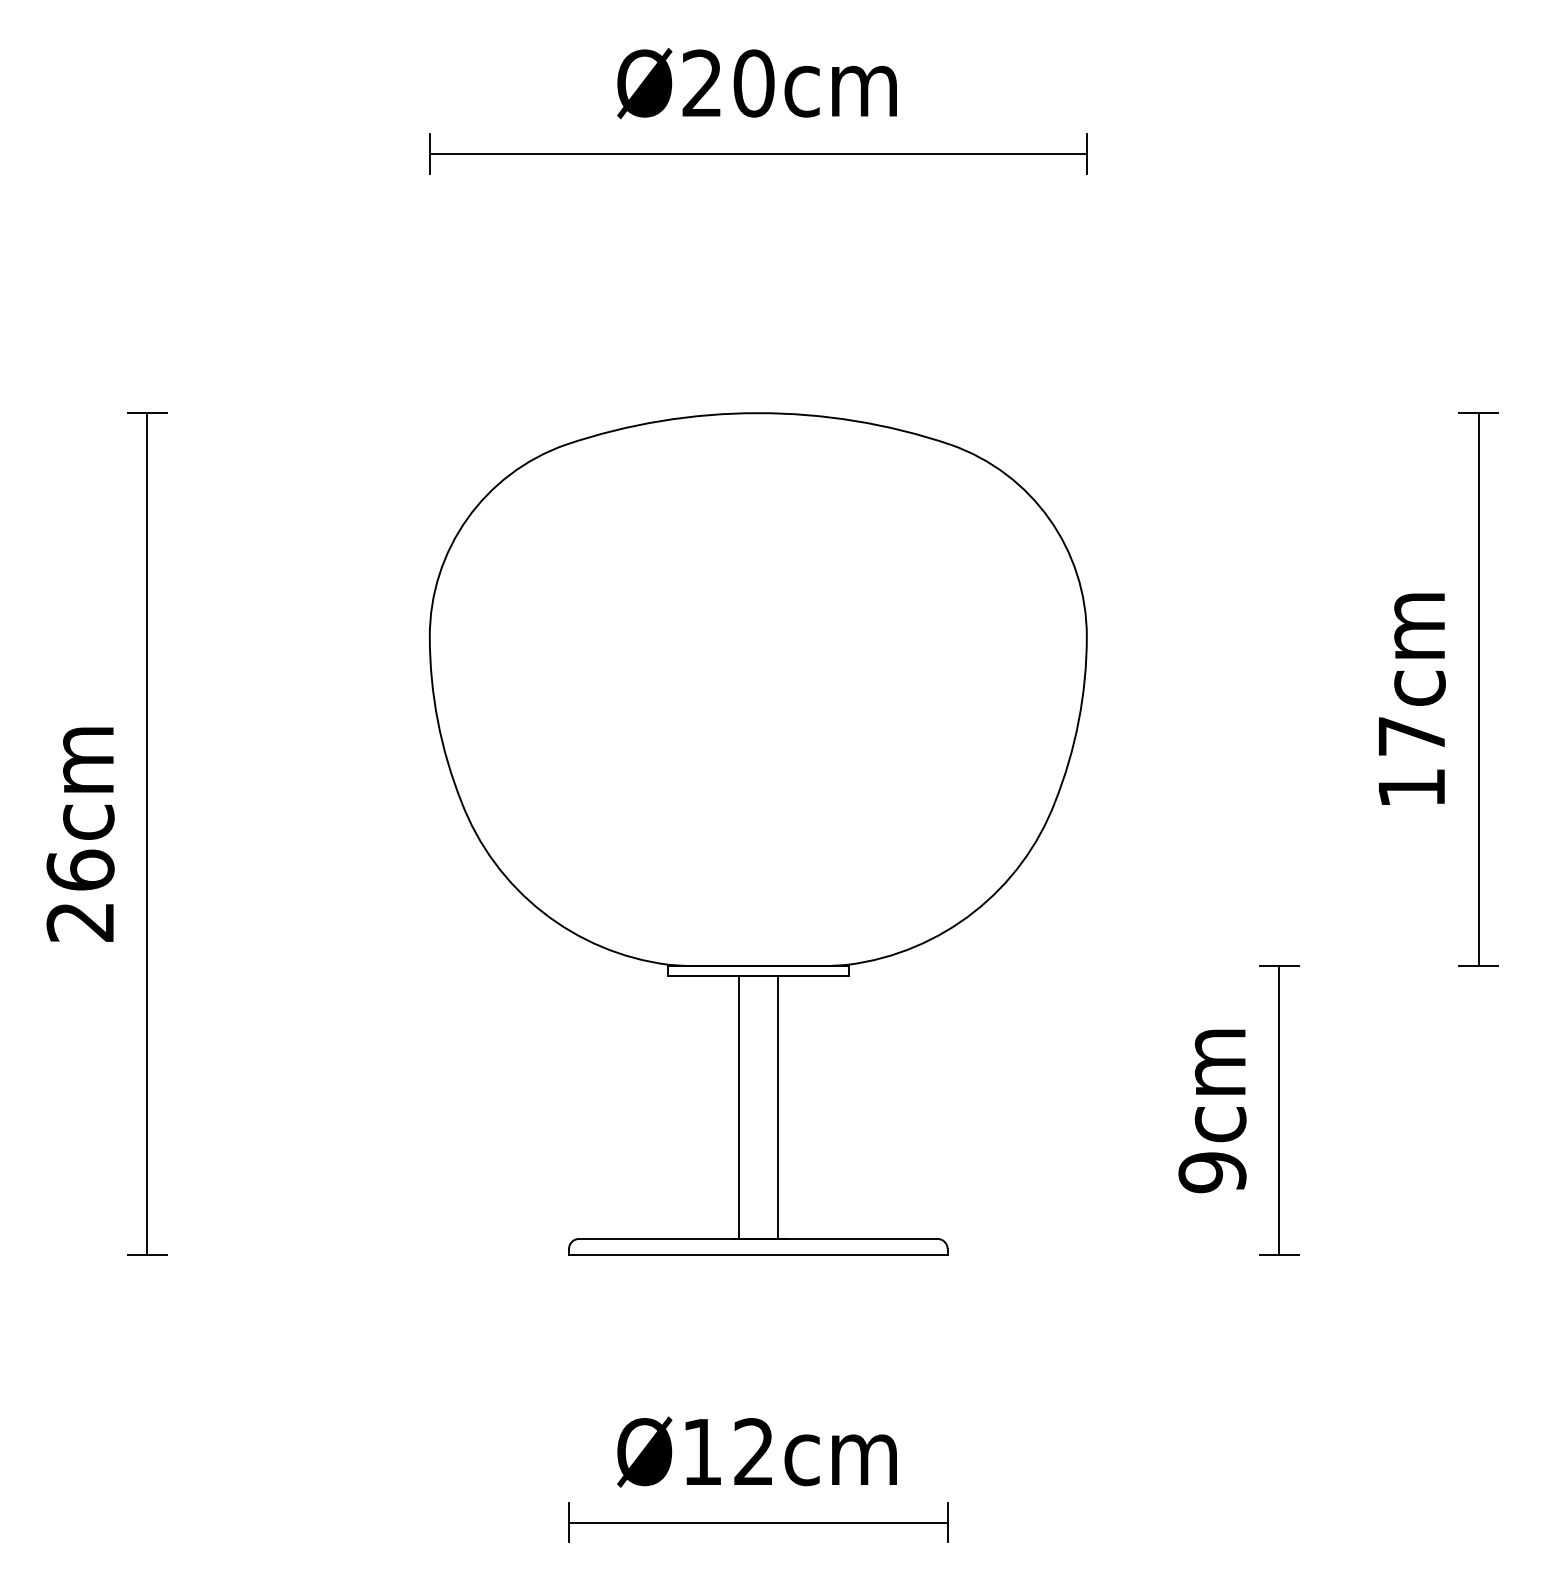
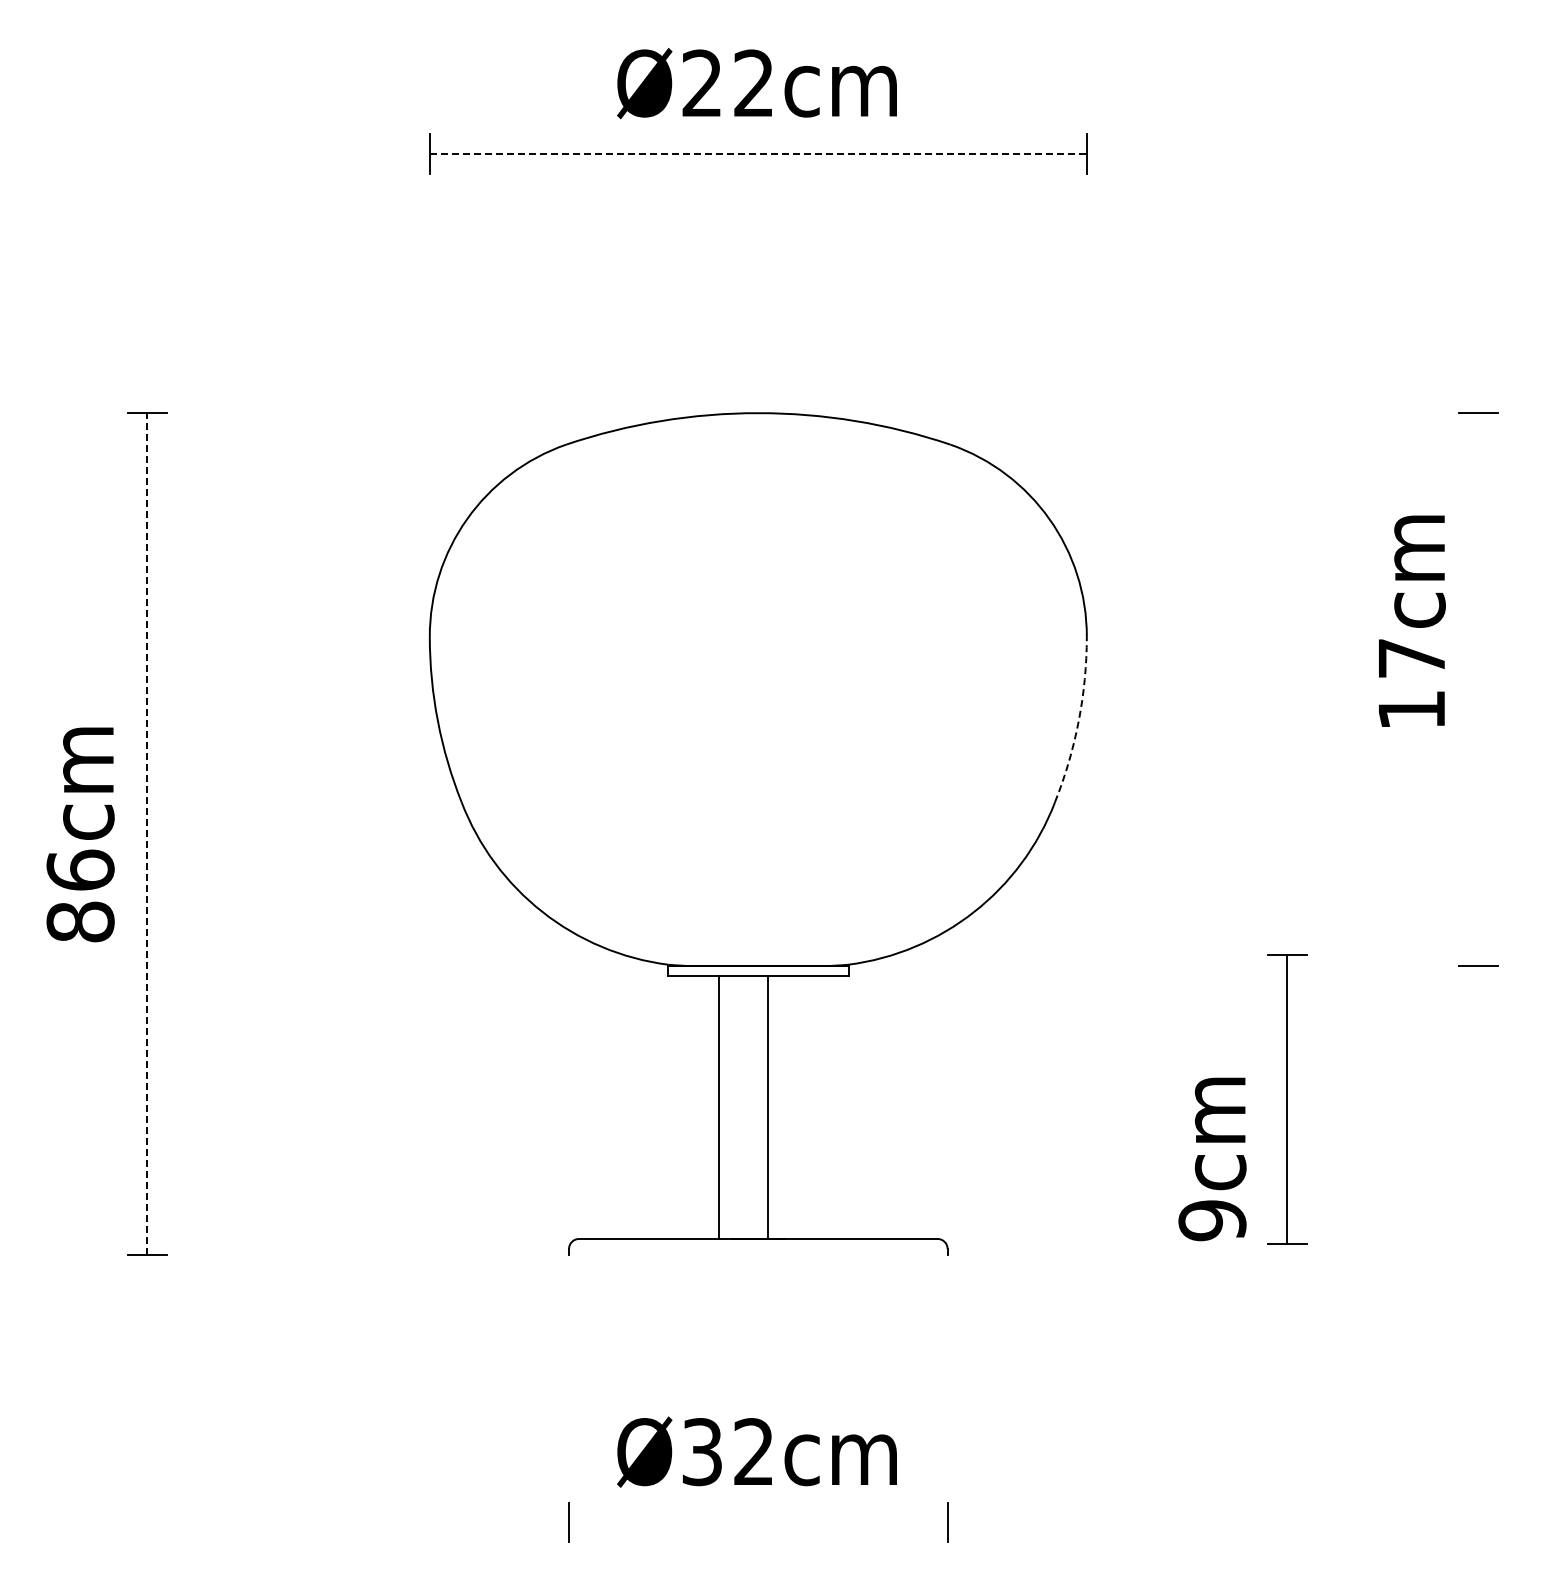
text: Ø20cm -> Ø22cm (753, 83)
line: solid -> dashed (758, 153)
line: present -> none (1478, 689)
text position: (1412, 698) -> (1412, 620) (1412, 620)
arc: solid -> dashed (1078, 721)
line: solid -> dashed (147, 833)
text: 26cm -> 86cm (80, 921)
line position: (738, 1106) -> (718, 1106) (718, 1106)
line position: (778, 1106) -> (768, 1106) (768, 1106)
part position: (1279, 1110) -> (1287, 1099) (1287, 1099)
text position: (1212, 1111) -> (1212, 1159) (1212, 1159)
line: present -> none (758, 1255)
text: Ø12cm -> Ø32cm (701, 1452)
line: present -> none (758, 1522)
